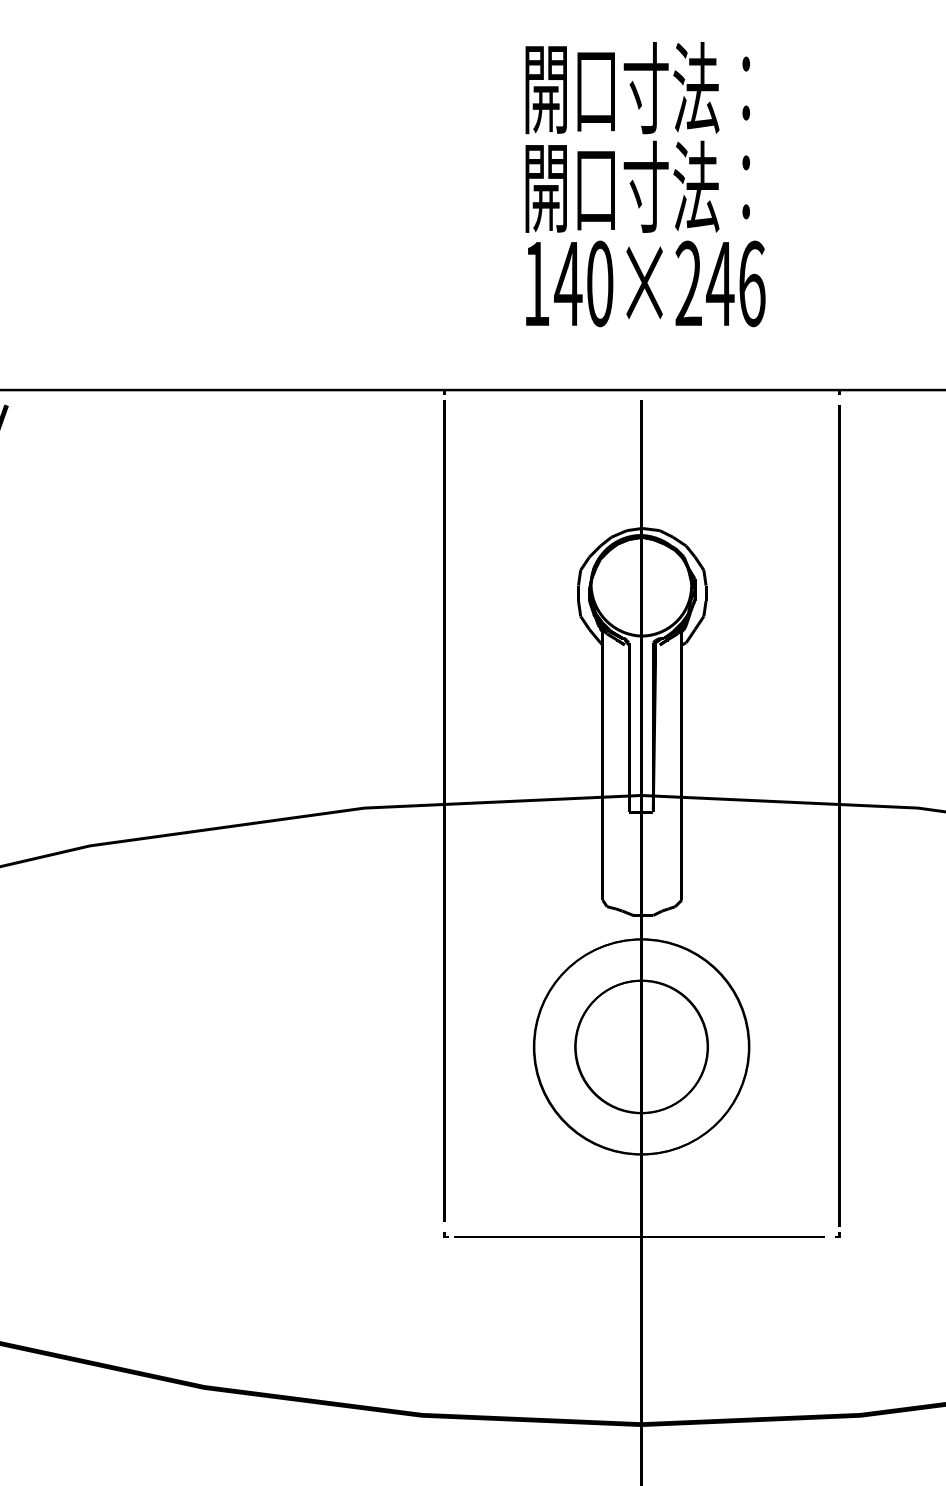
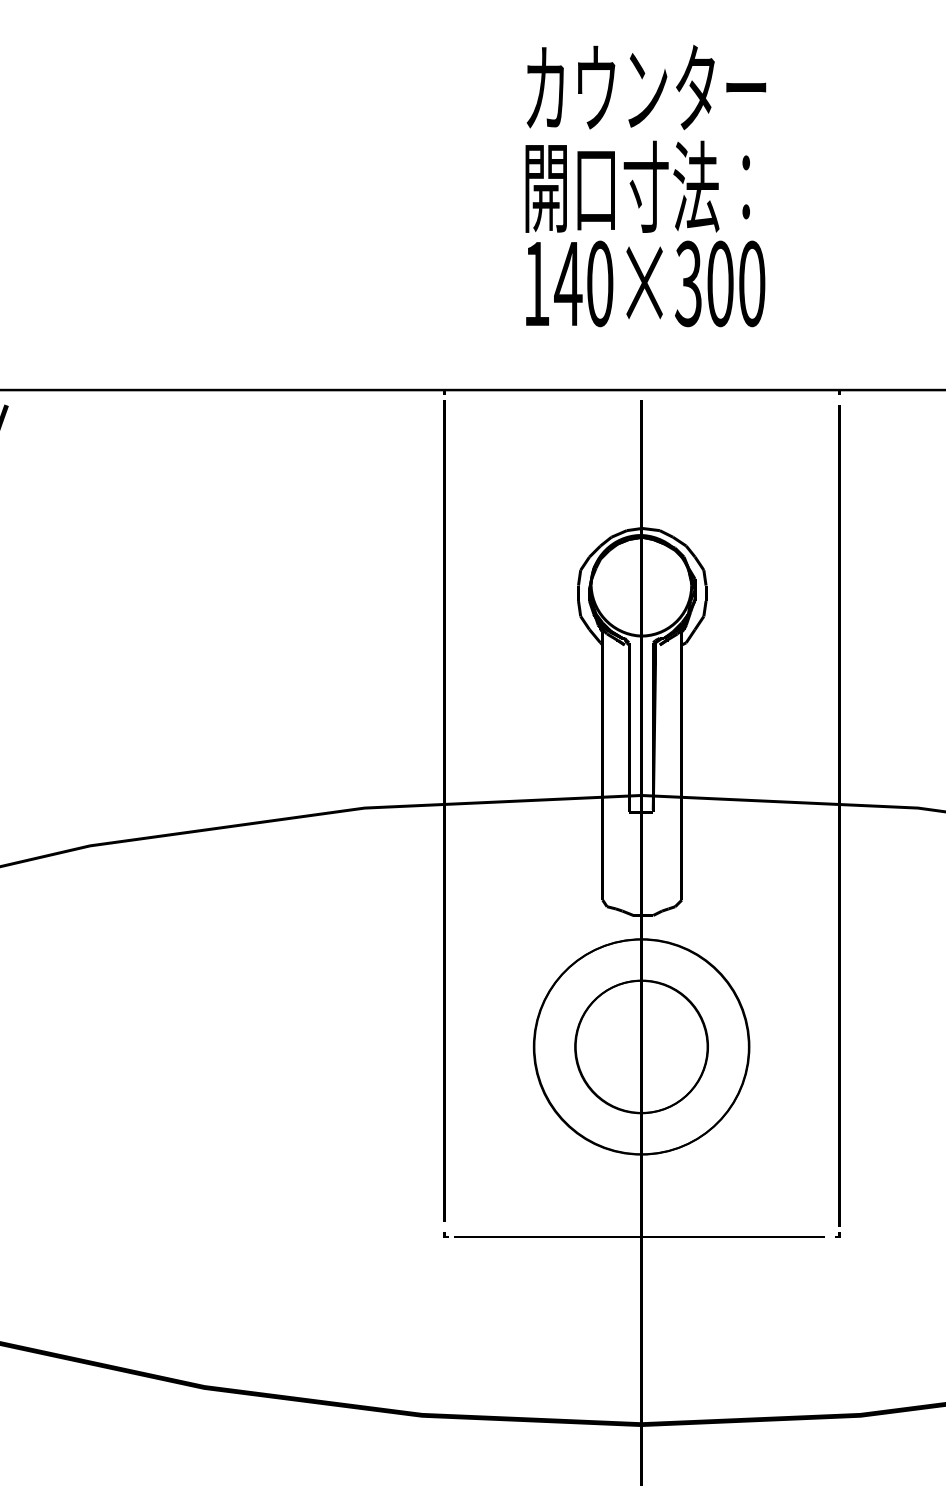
text: 開口寸法： -> カウンター (645, 88)
text: 140×246 -> 140×300 (720, 283)
